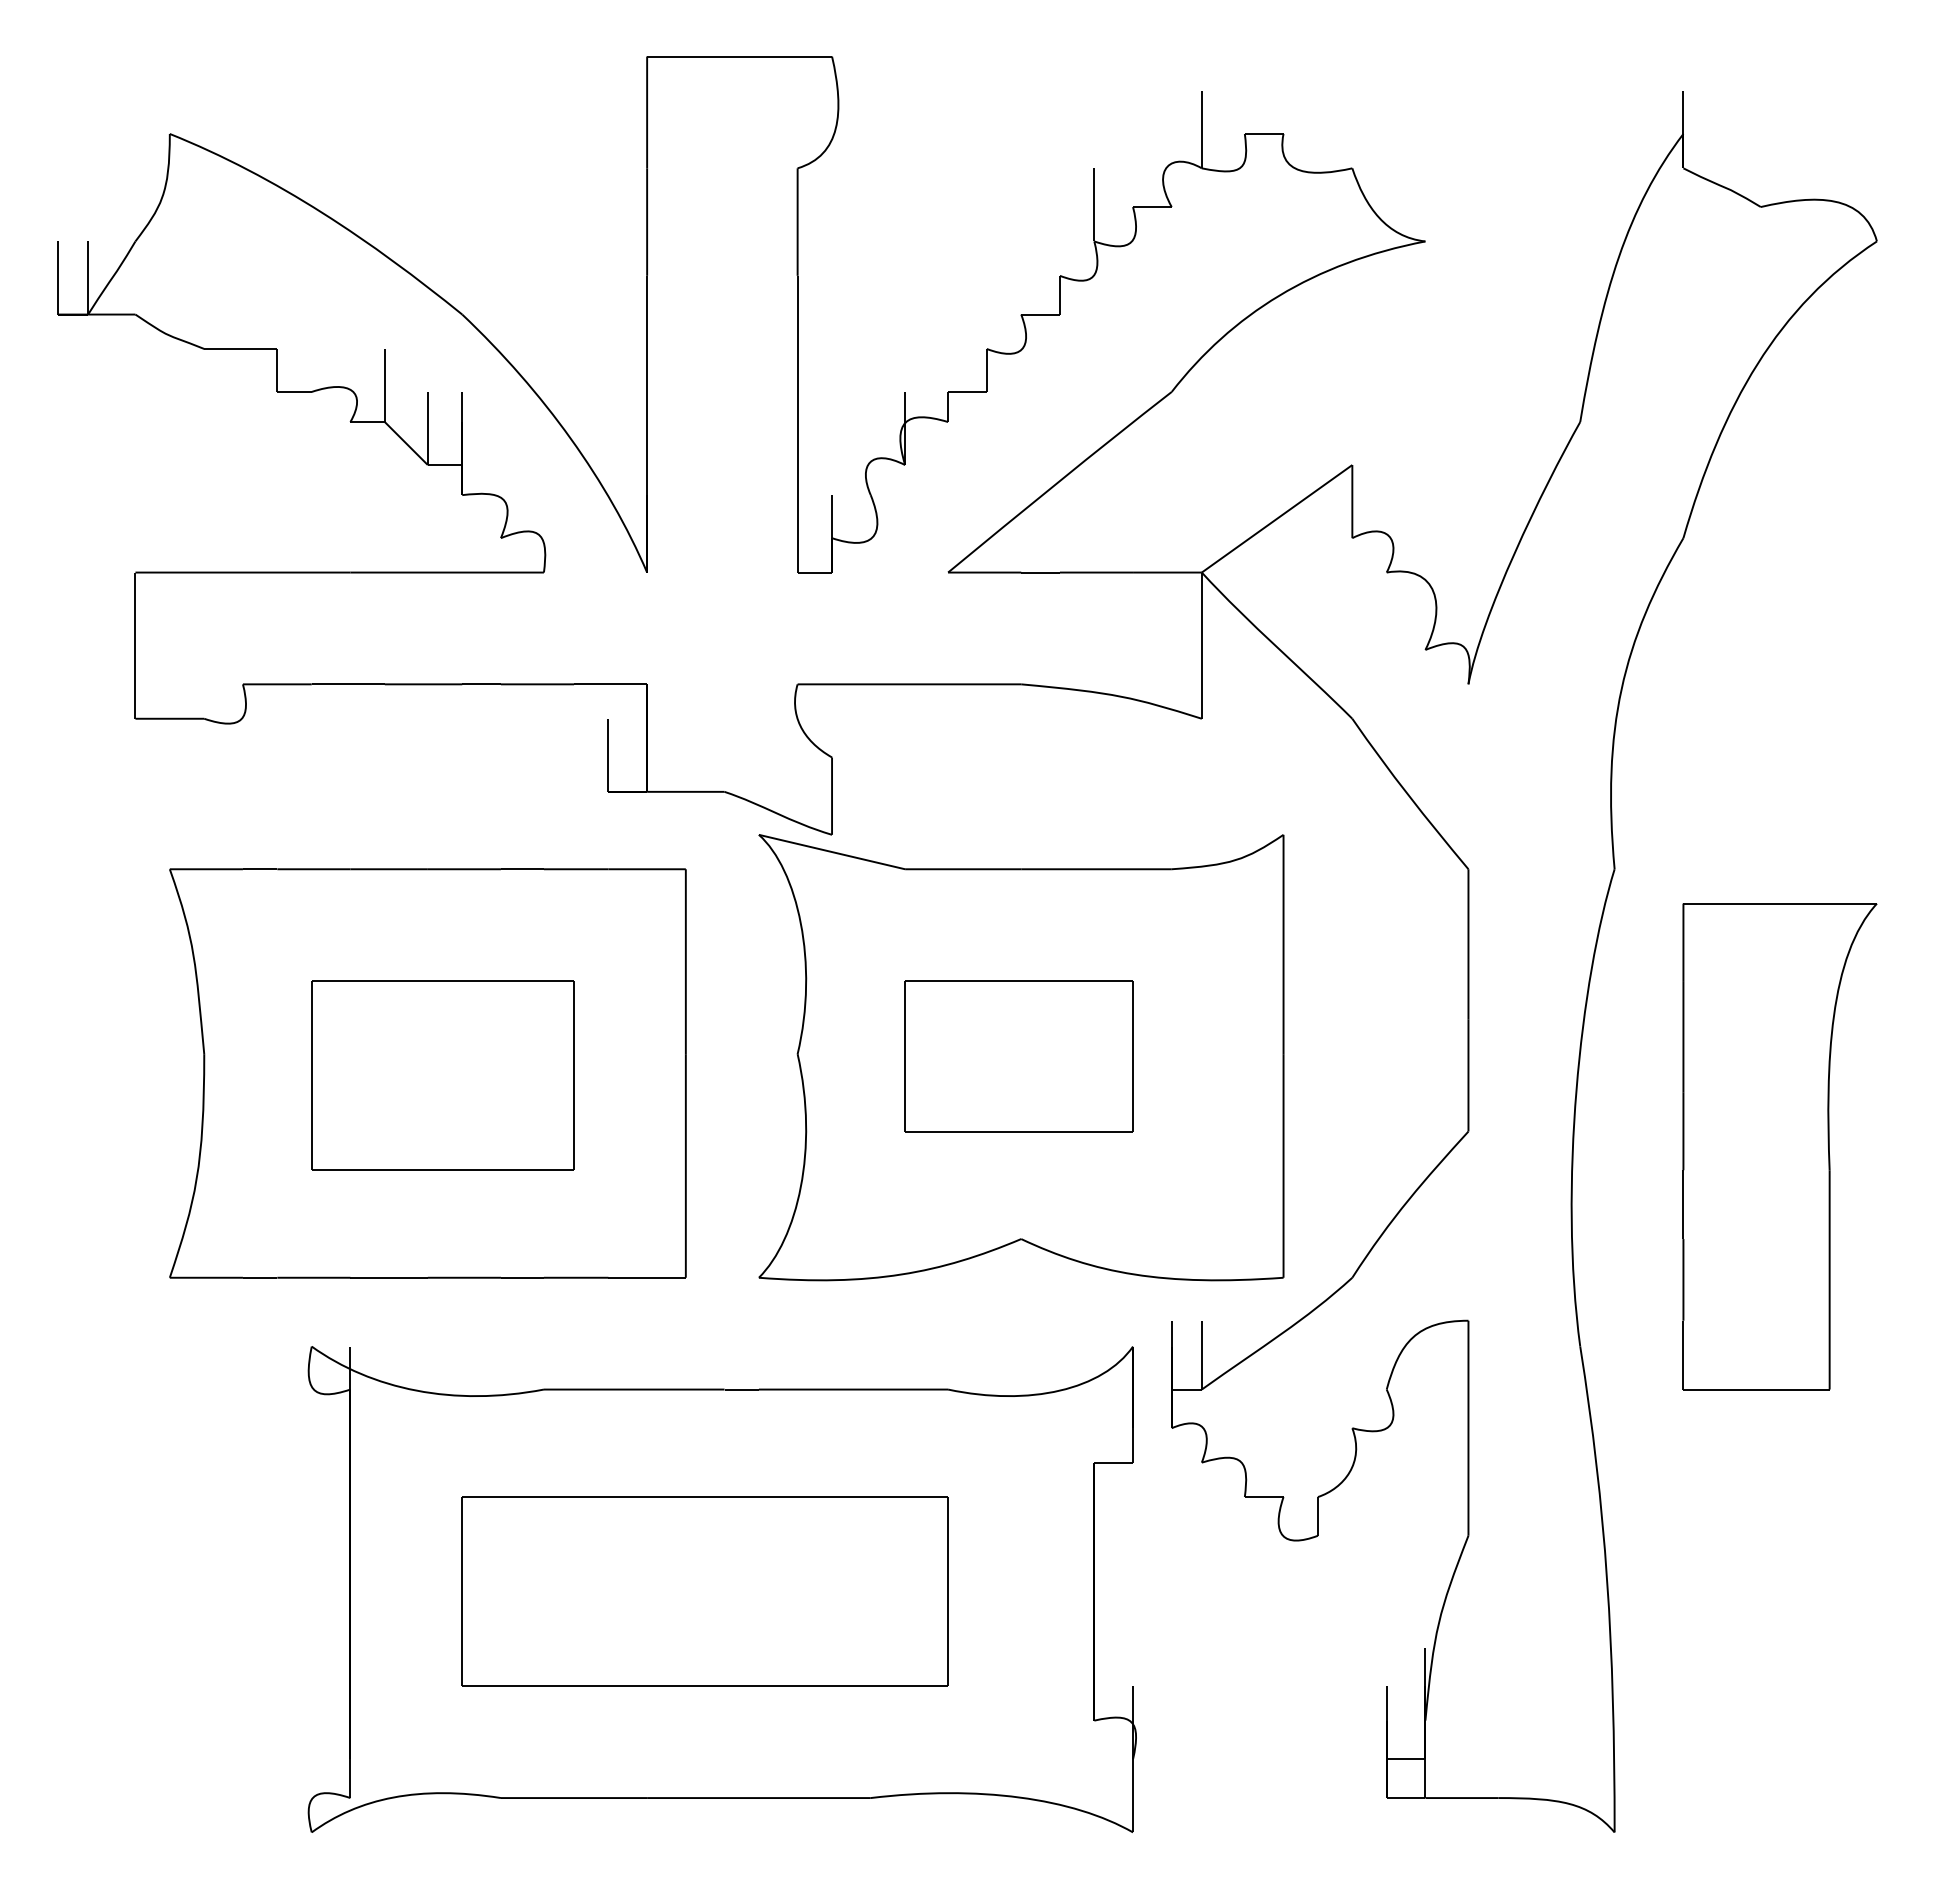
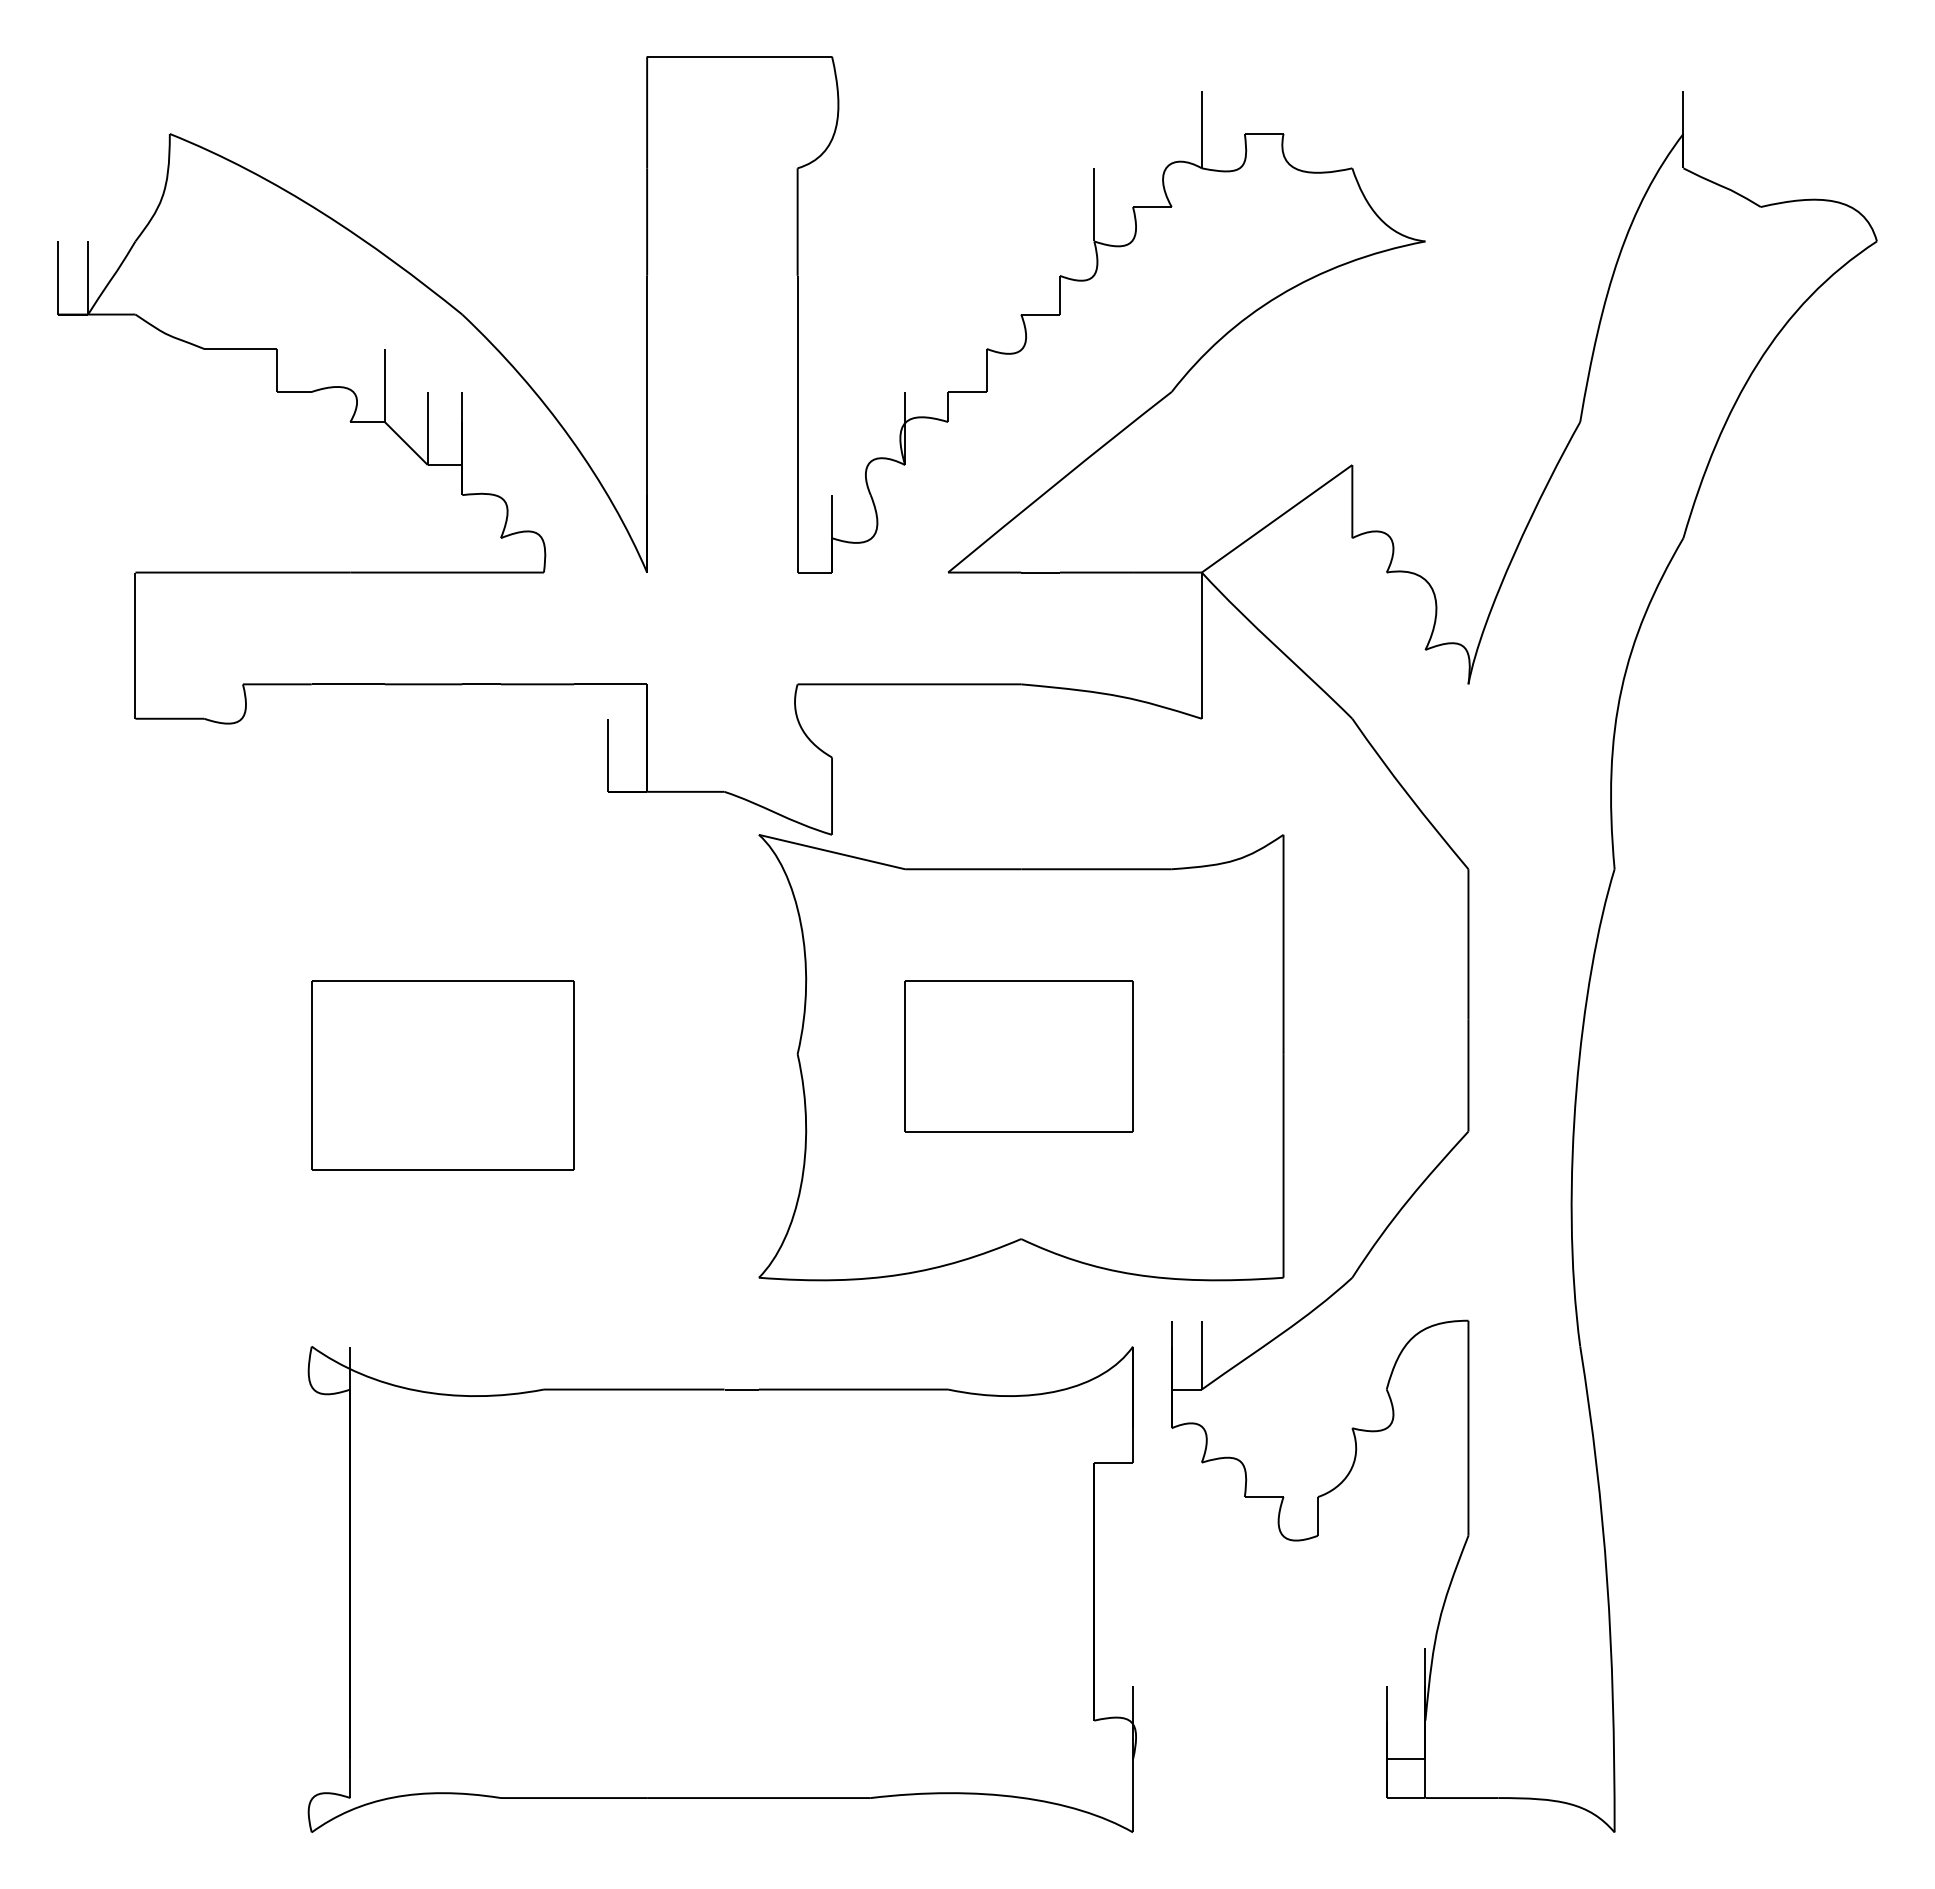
part: present -> none (427, 1073)
part: present -> none (1779, 1146)
part: present -> none (704, 1591)
